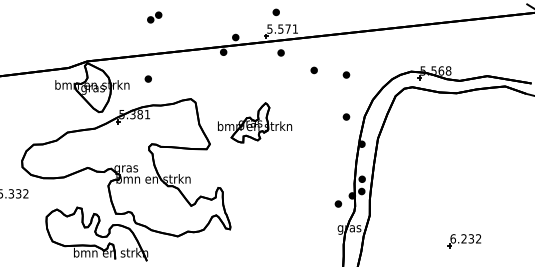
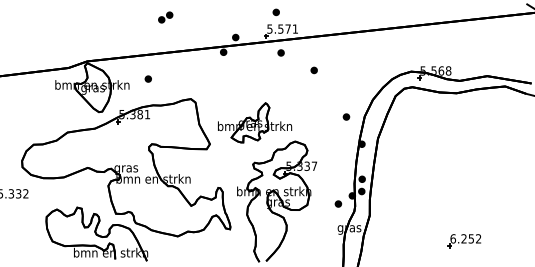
part position: (154, 17) -> (165, 17) (165, 17)
part: present -> none (346, 74)
part: none -> present (276, 201)
text: 6.232 -> 6.252 (471, 238)
